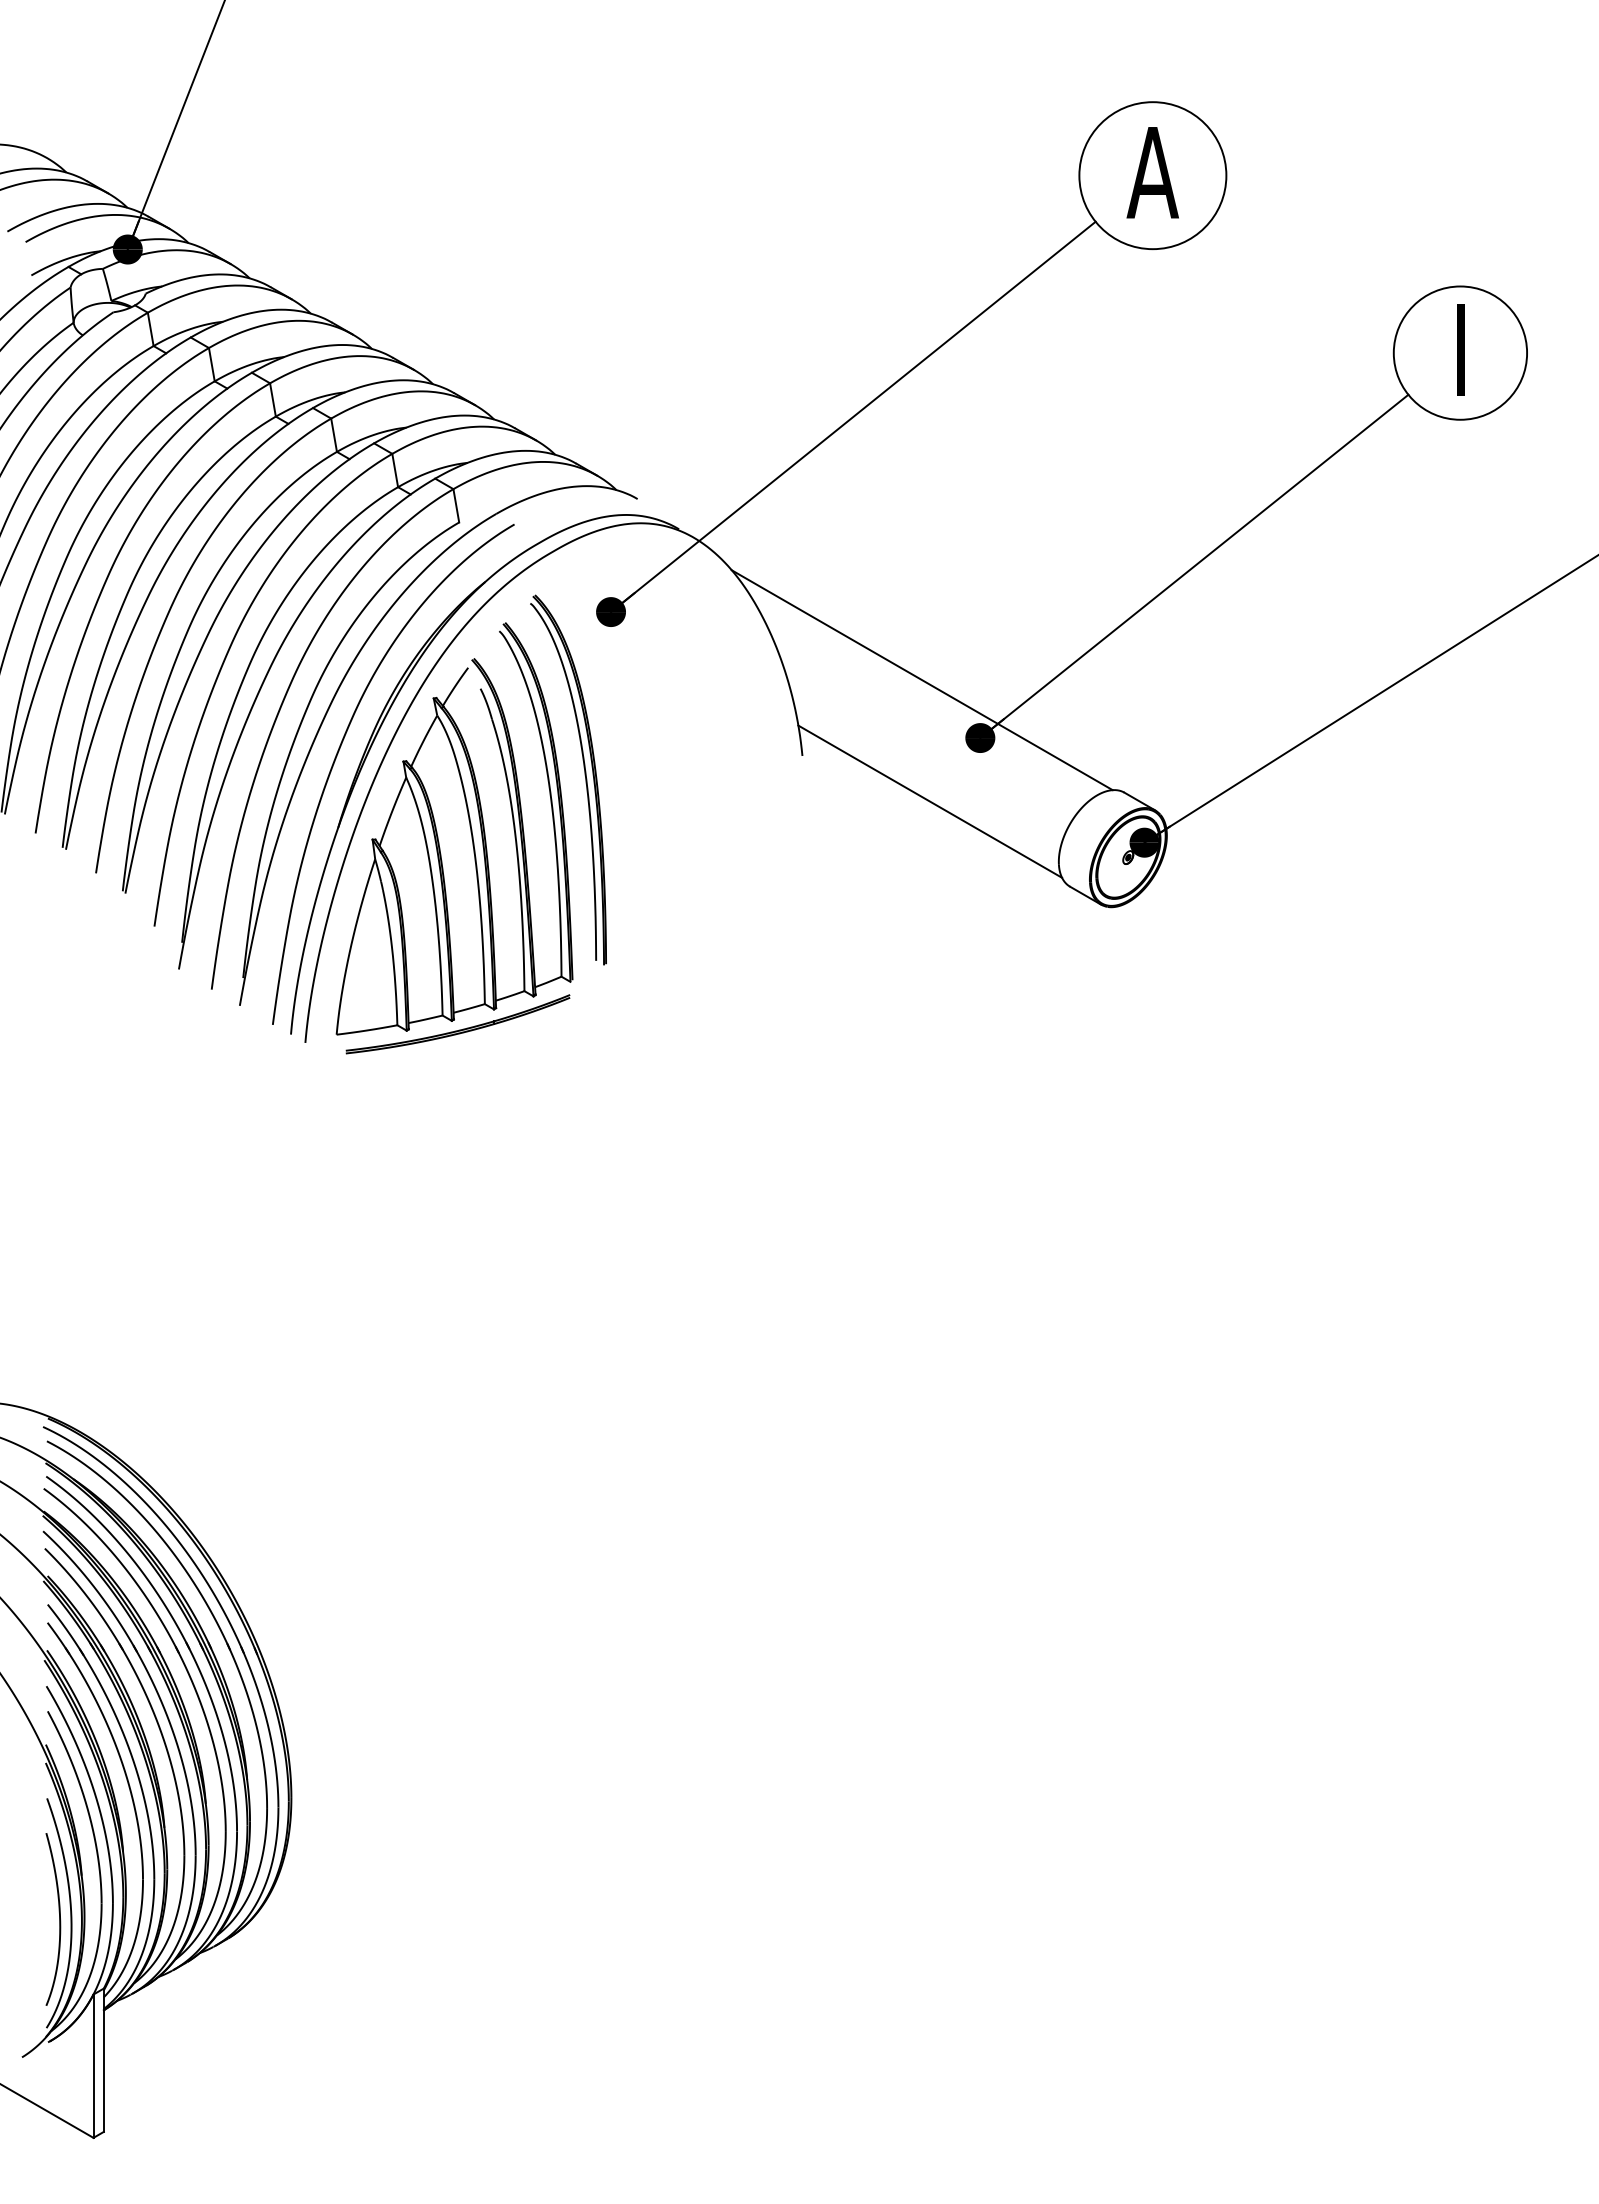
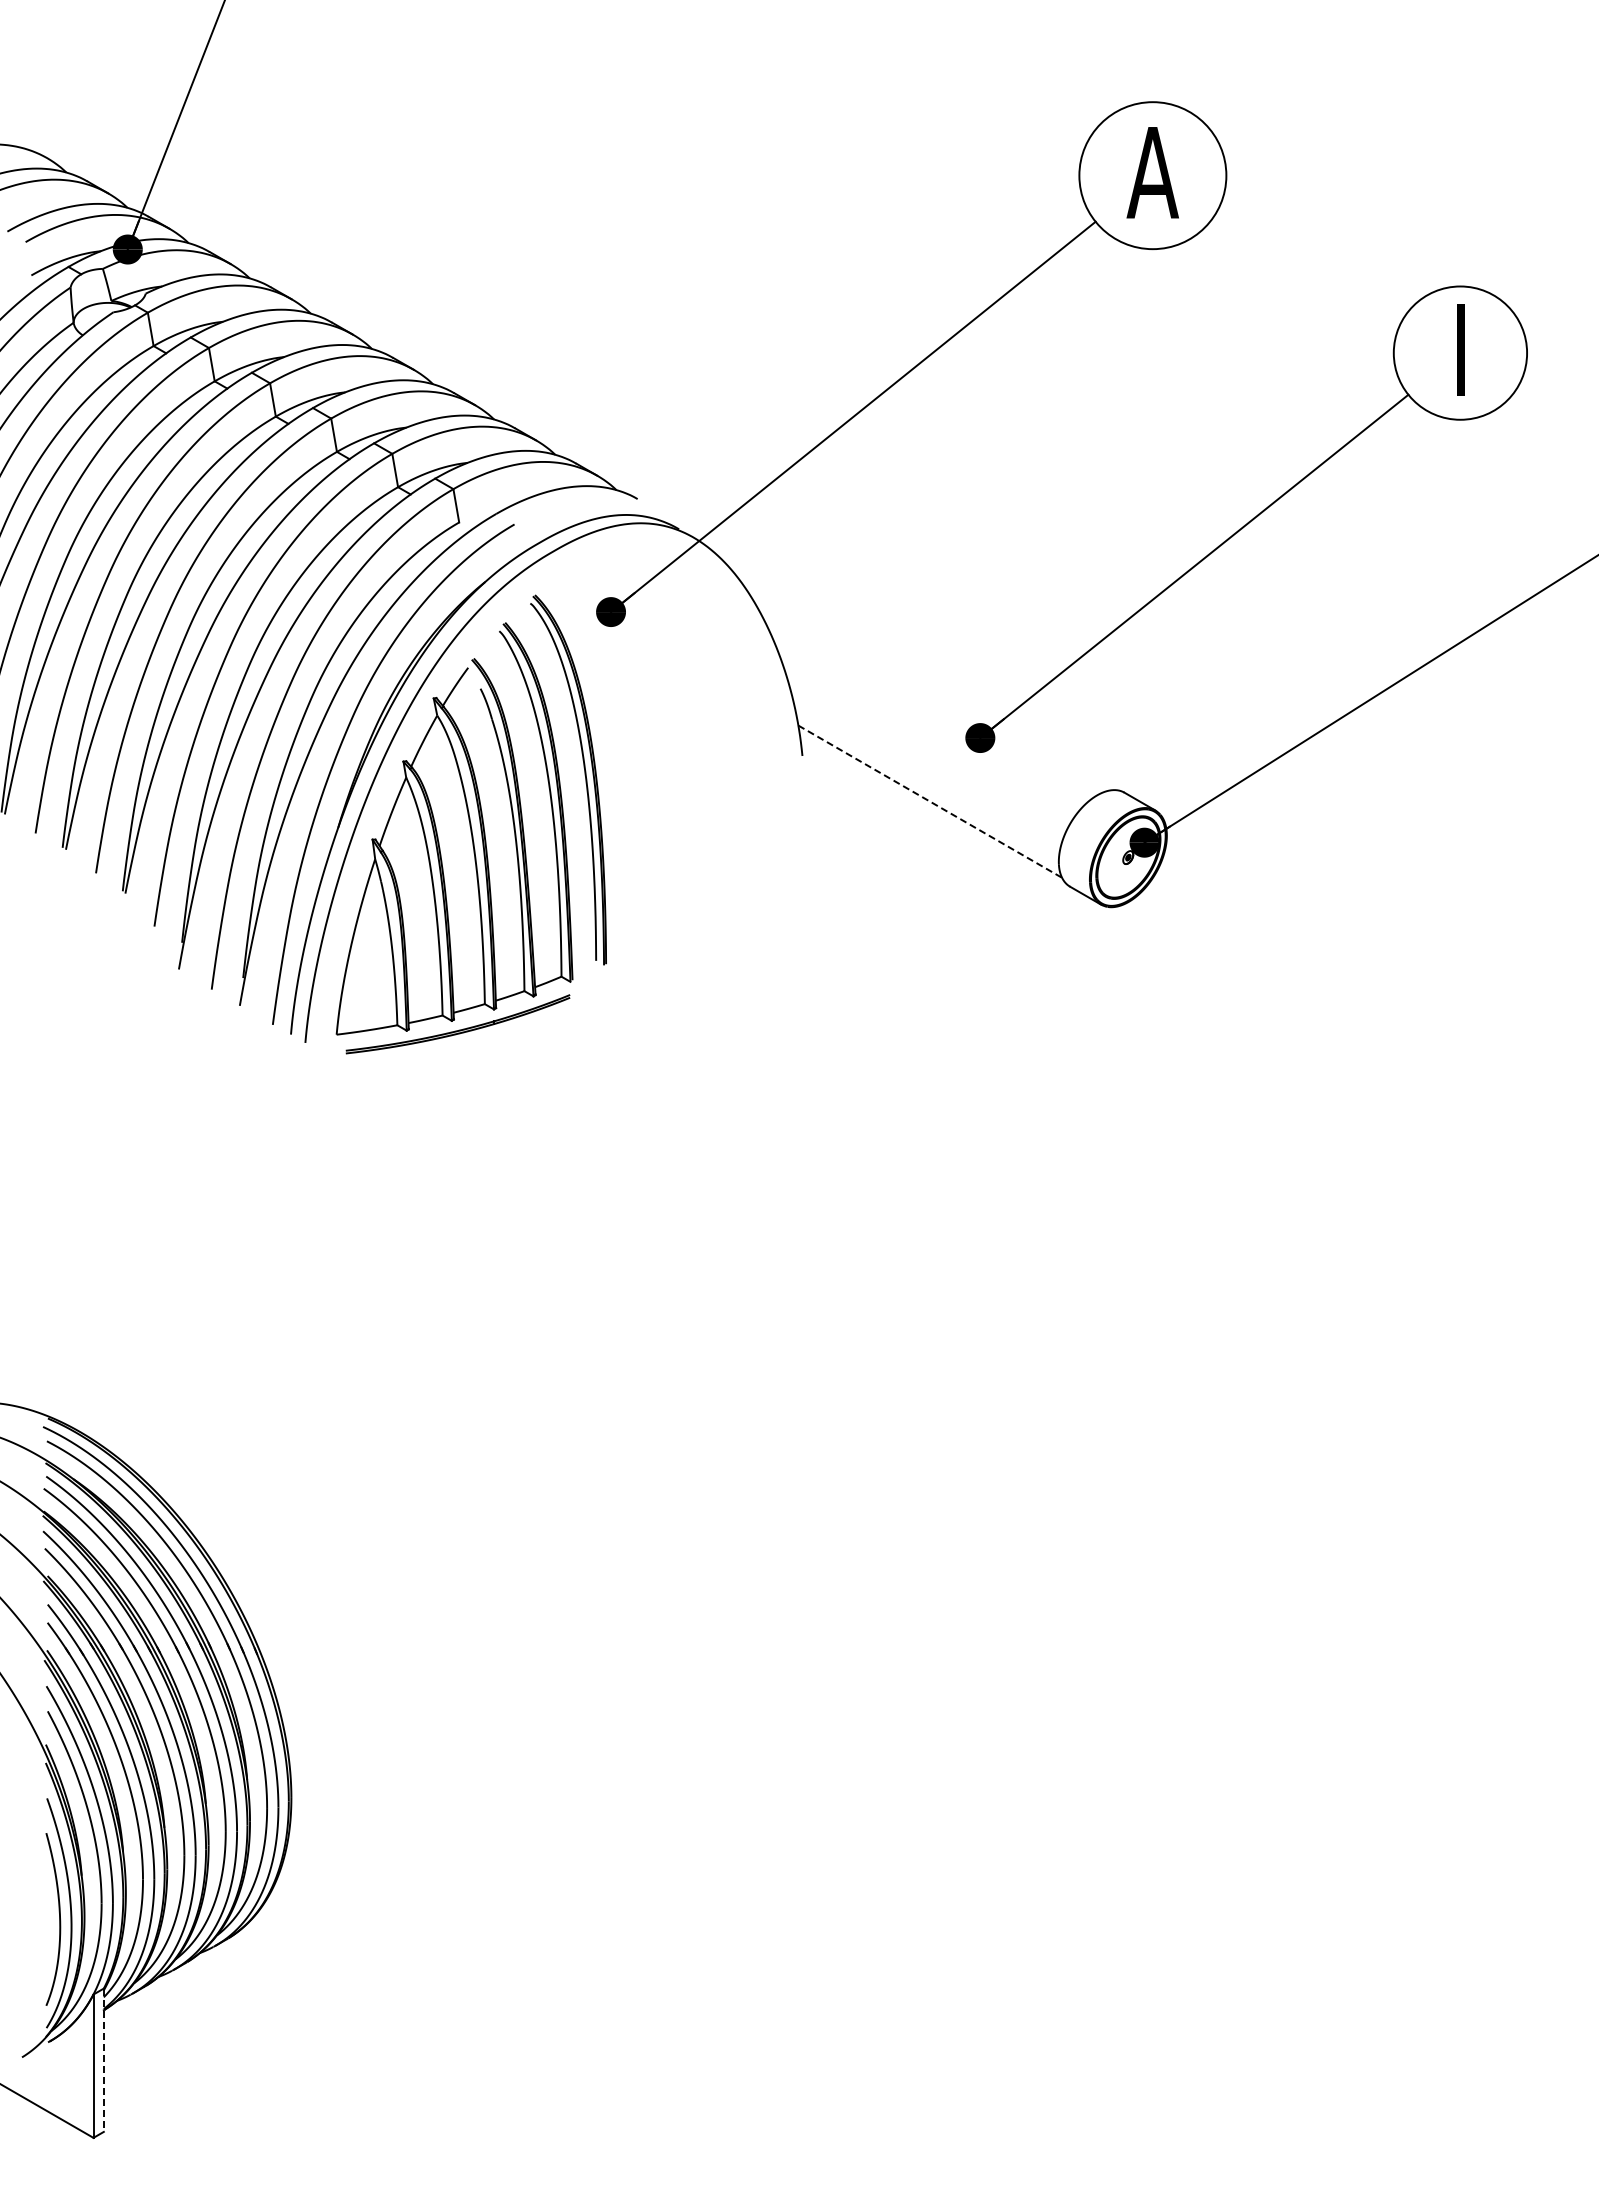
line: present -> none (921, 680)
line: solid -> dashed (930, 801)
line: solid -> dashed (103, 2060)
